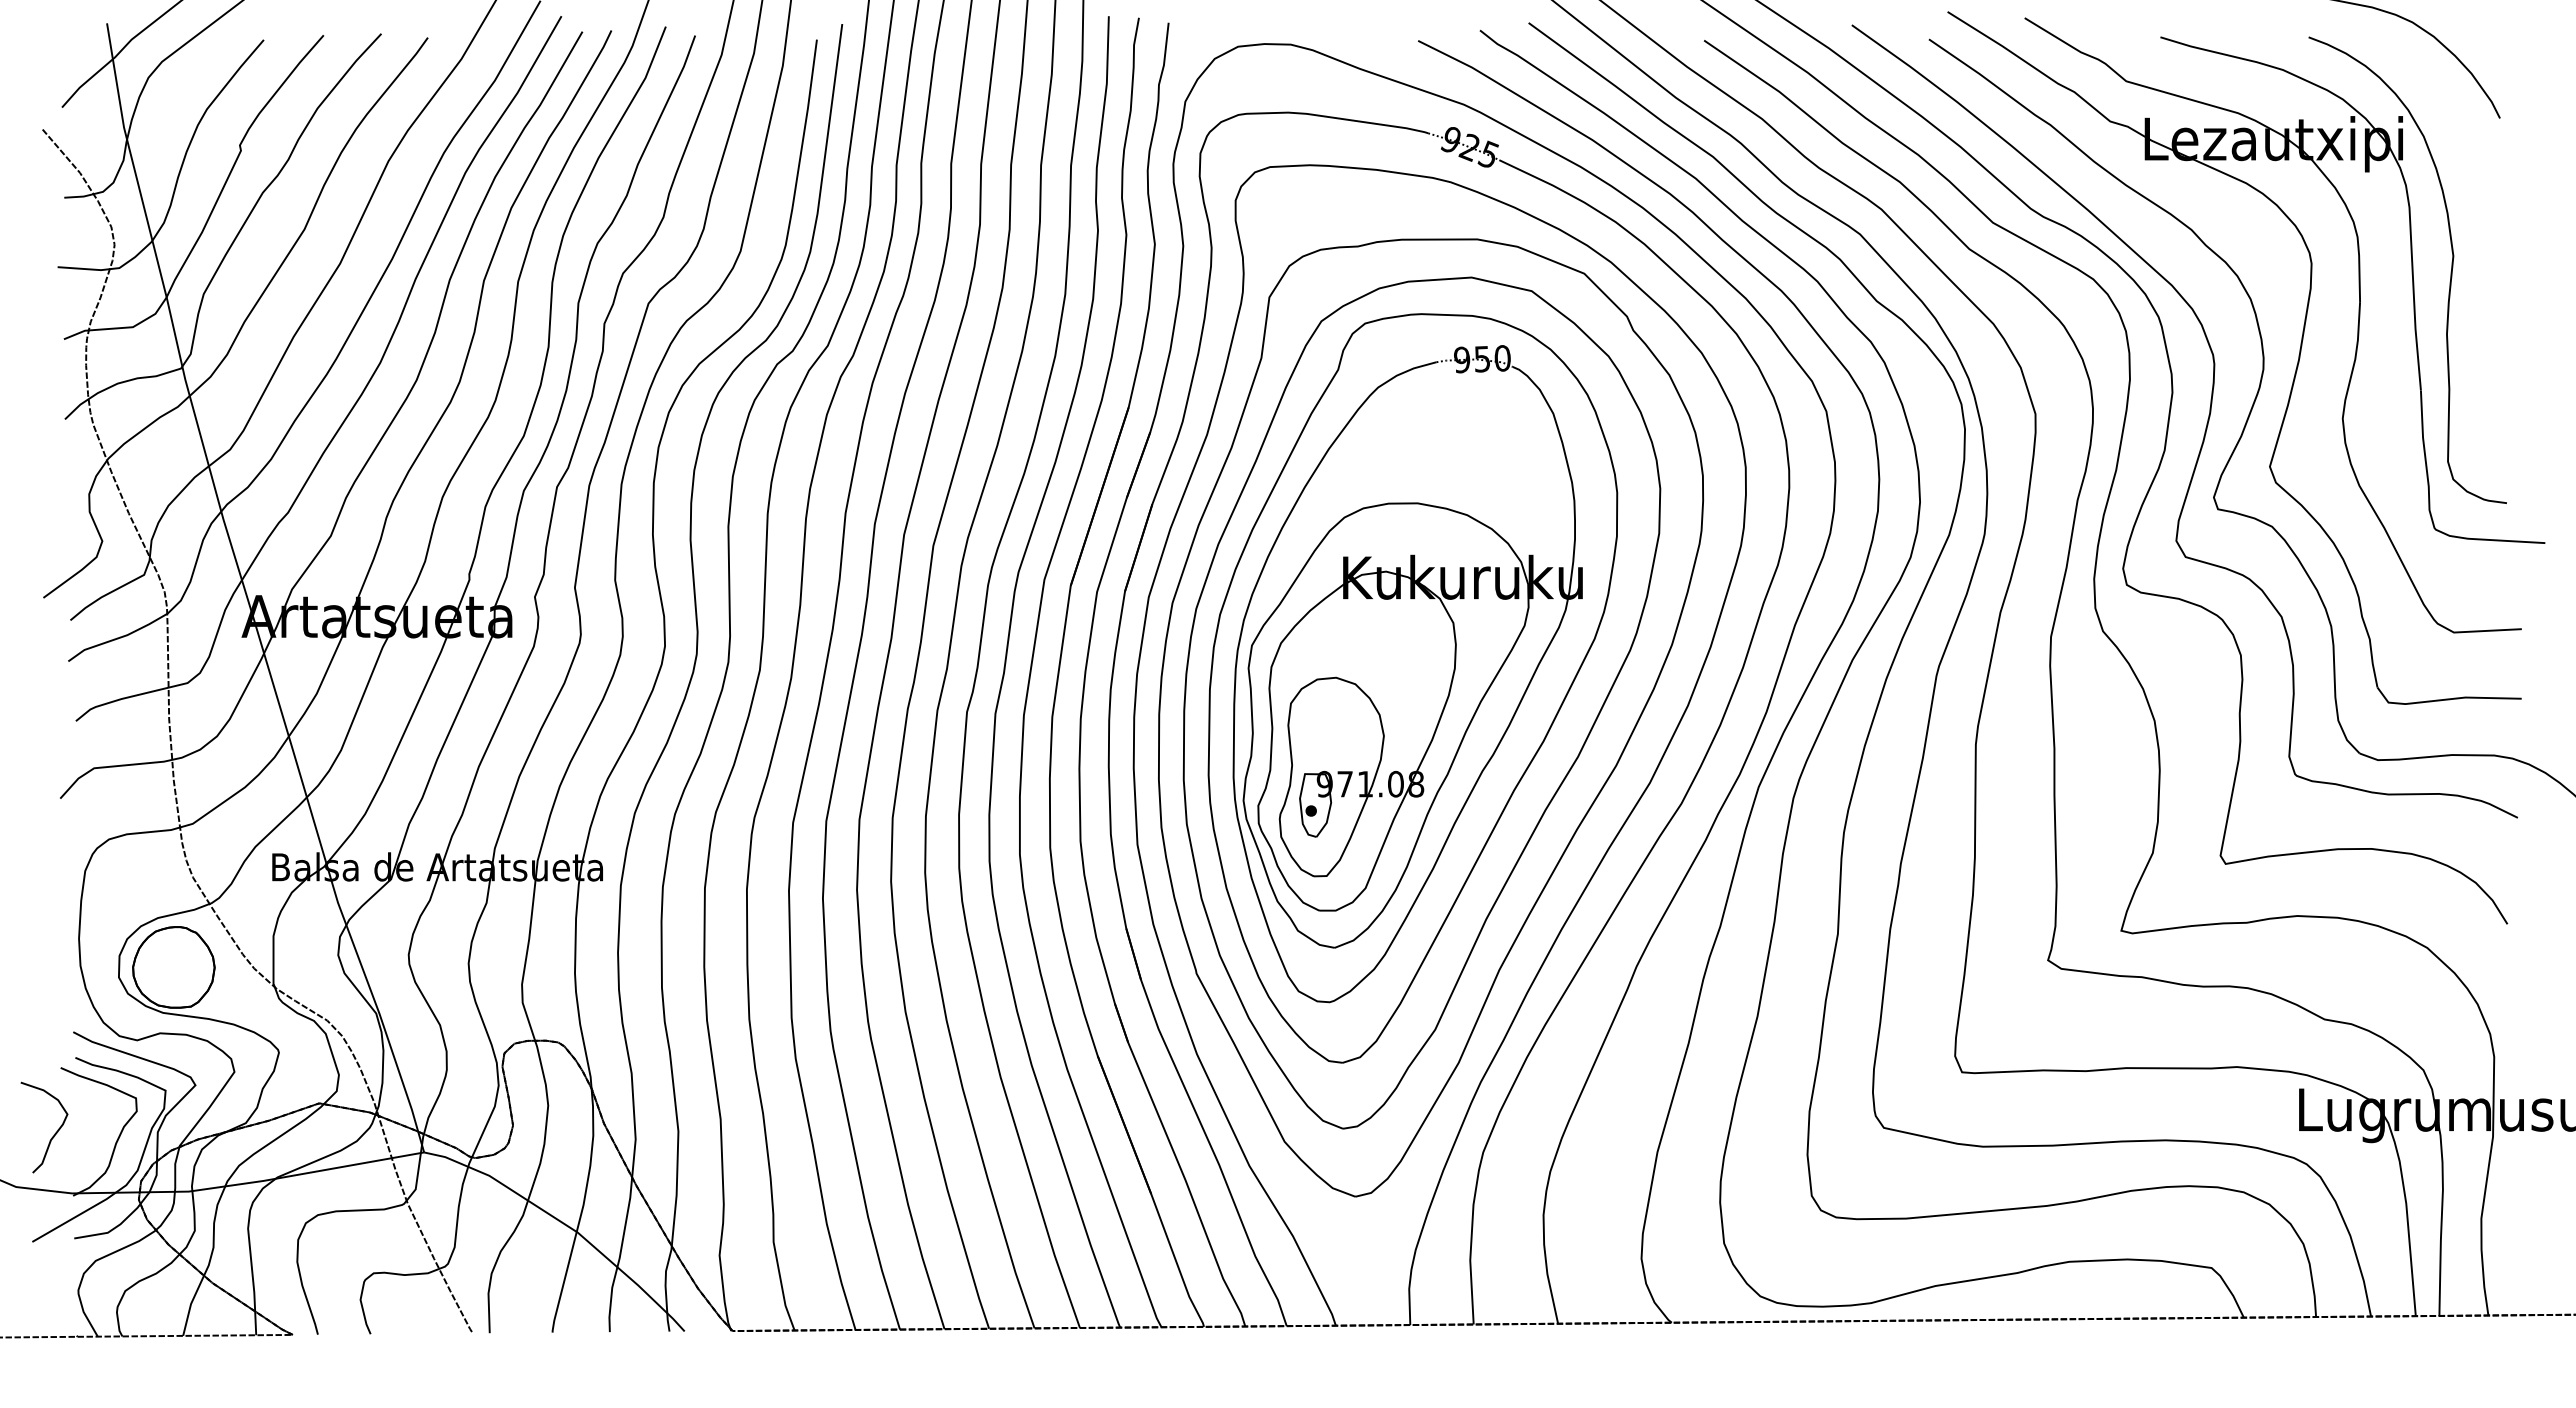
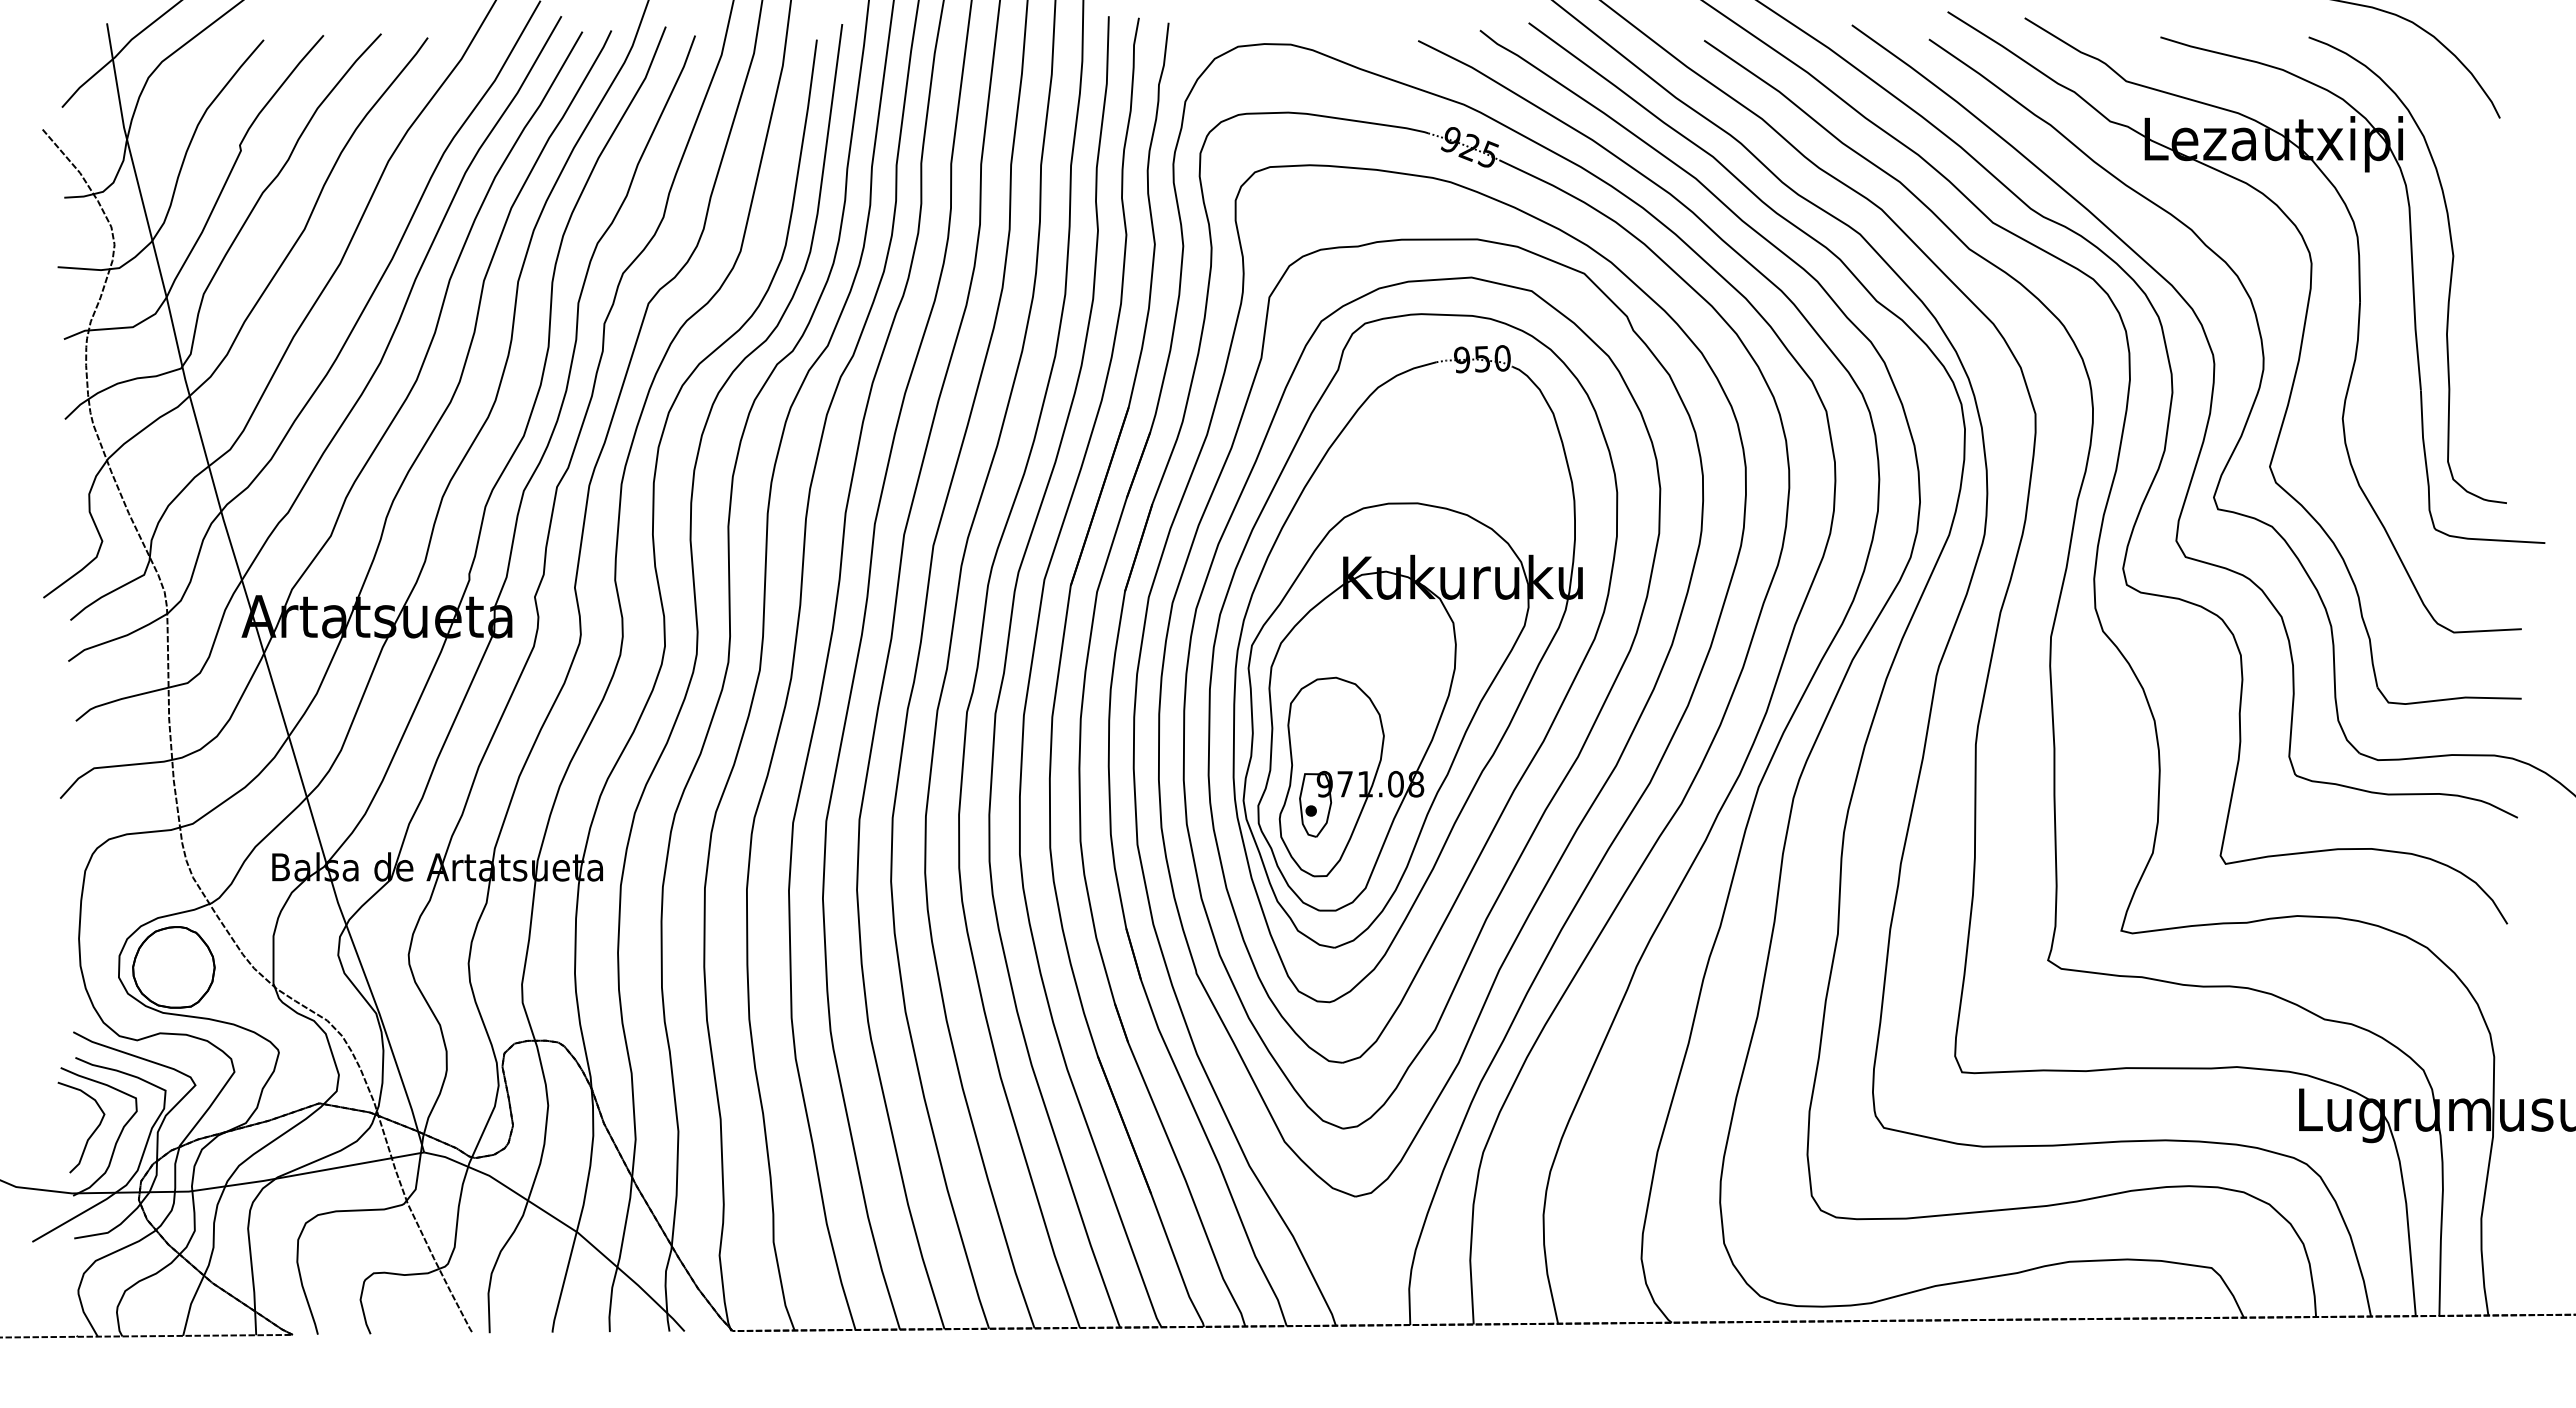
curve position: (54, 1133) -> (91, 1133) (91, 1133)
